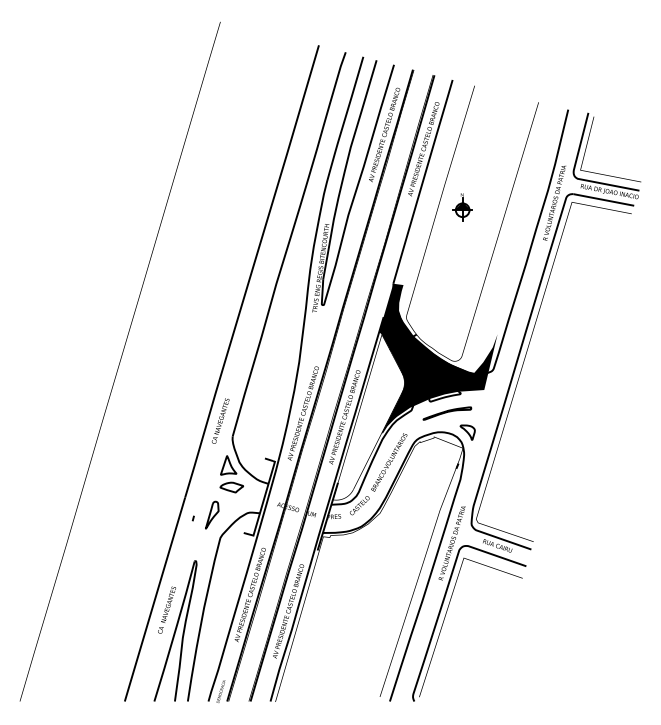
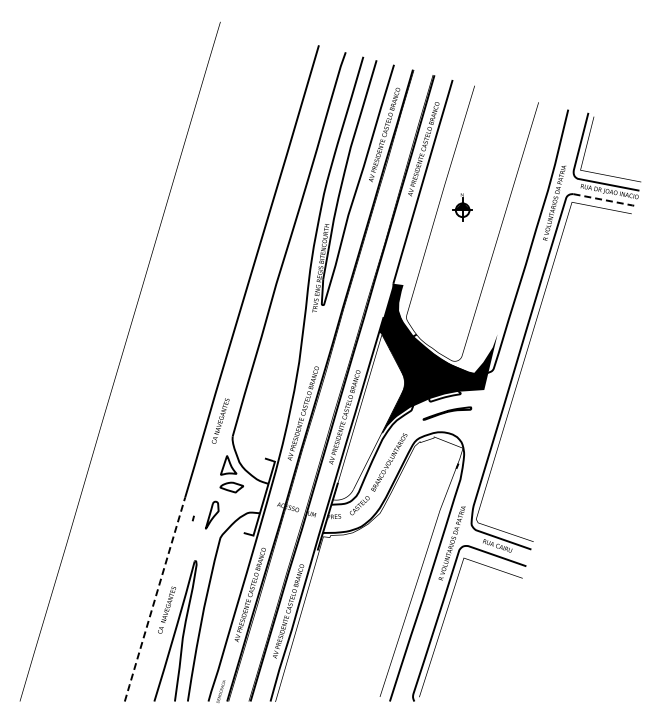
line: solid -> dashed (604, 200)
part: present -> none (467, 432)
line: solid -> dashed (154, 600)
